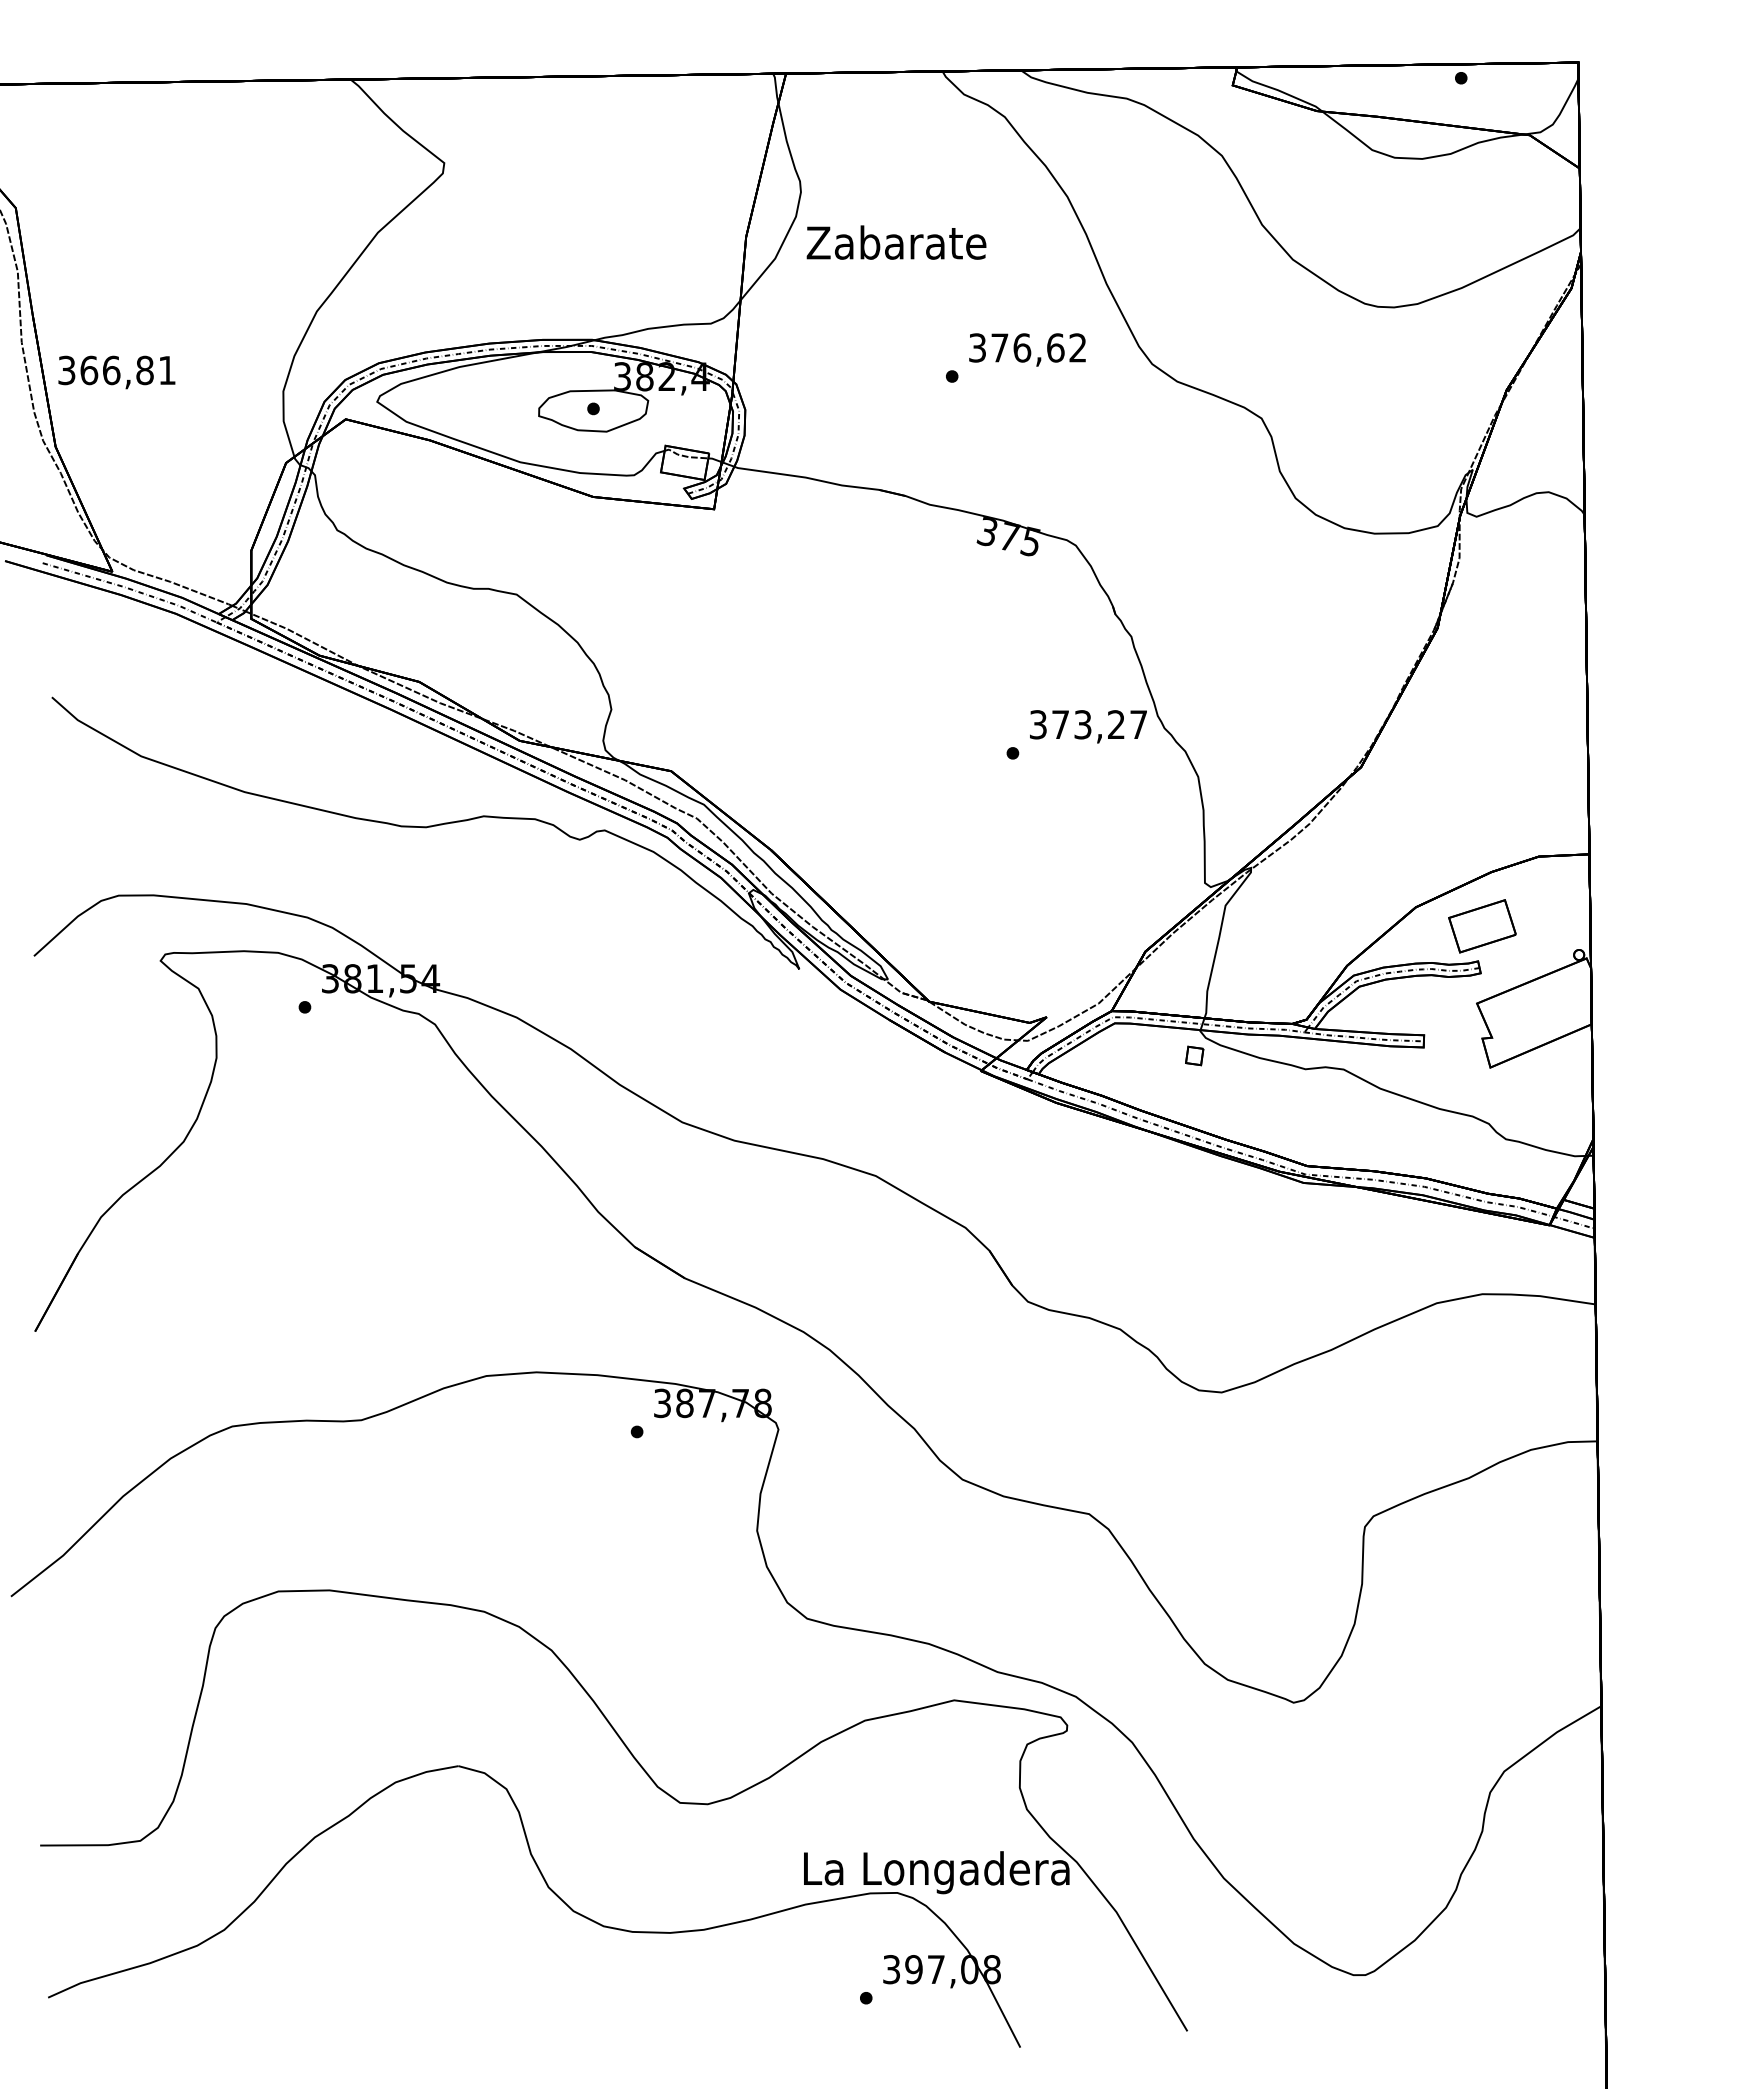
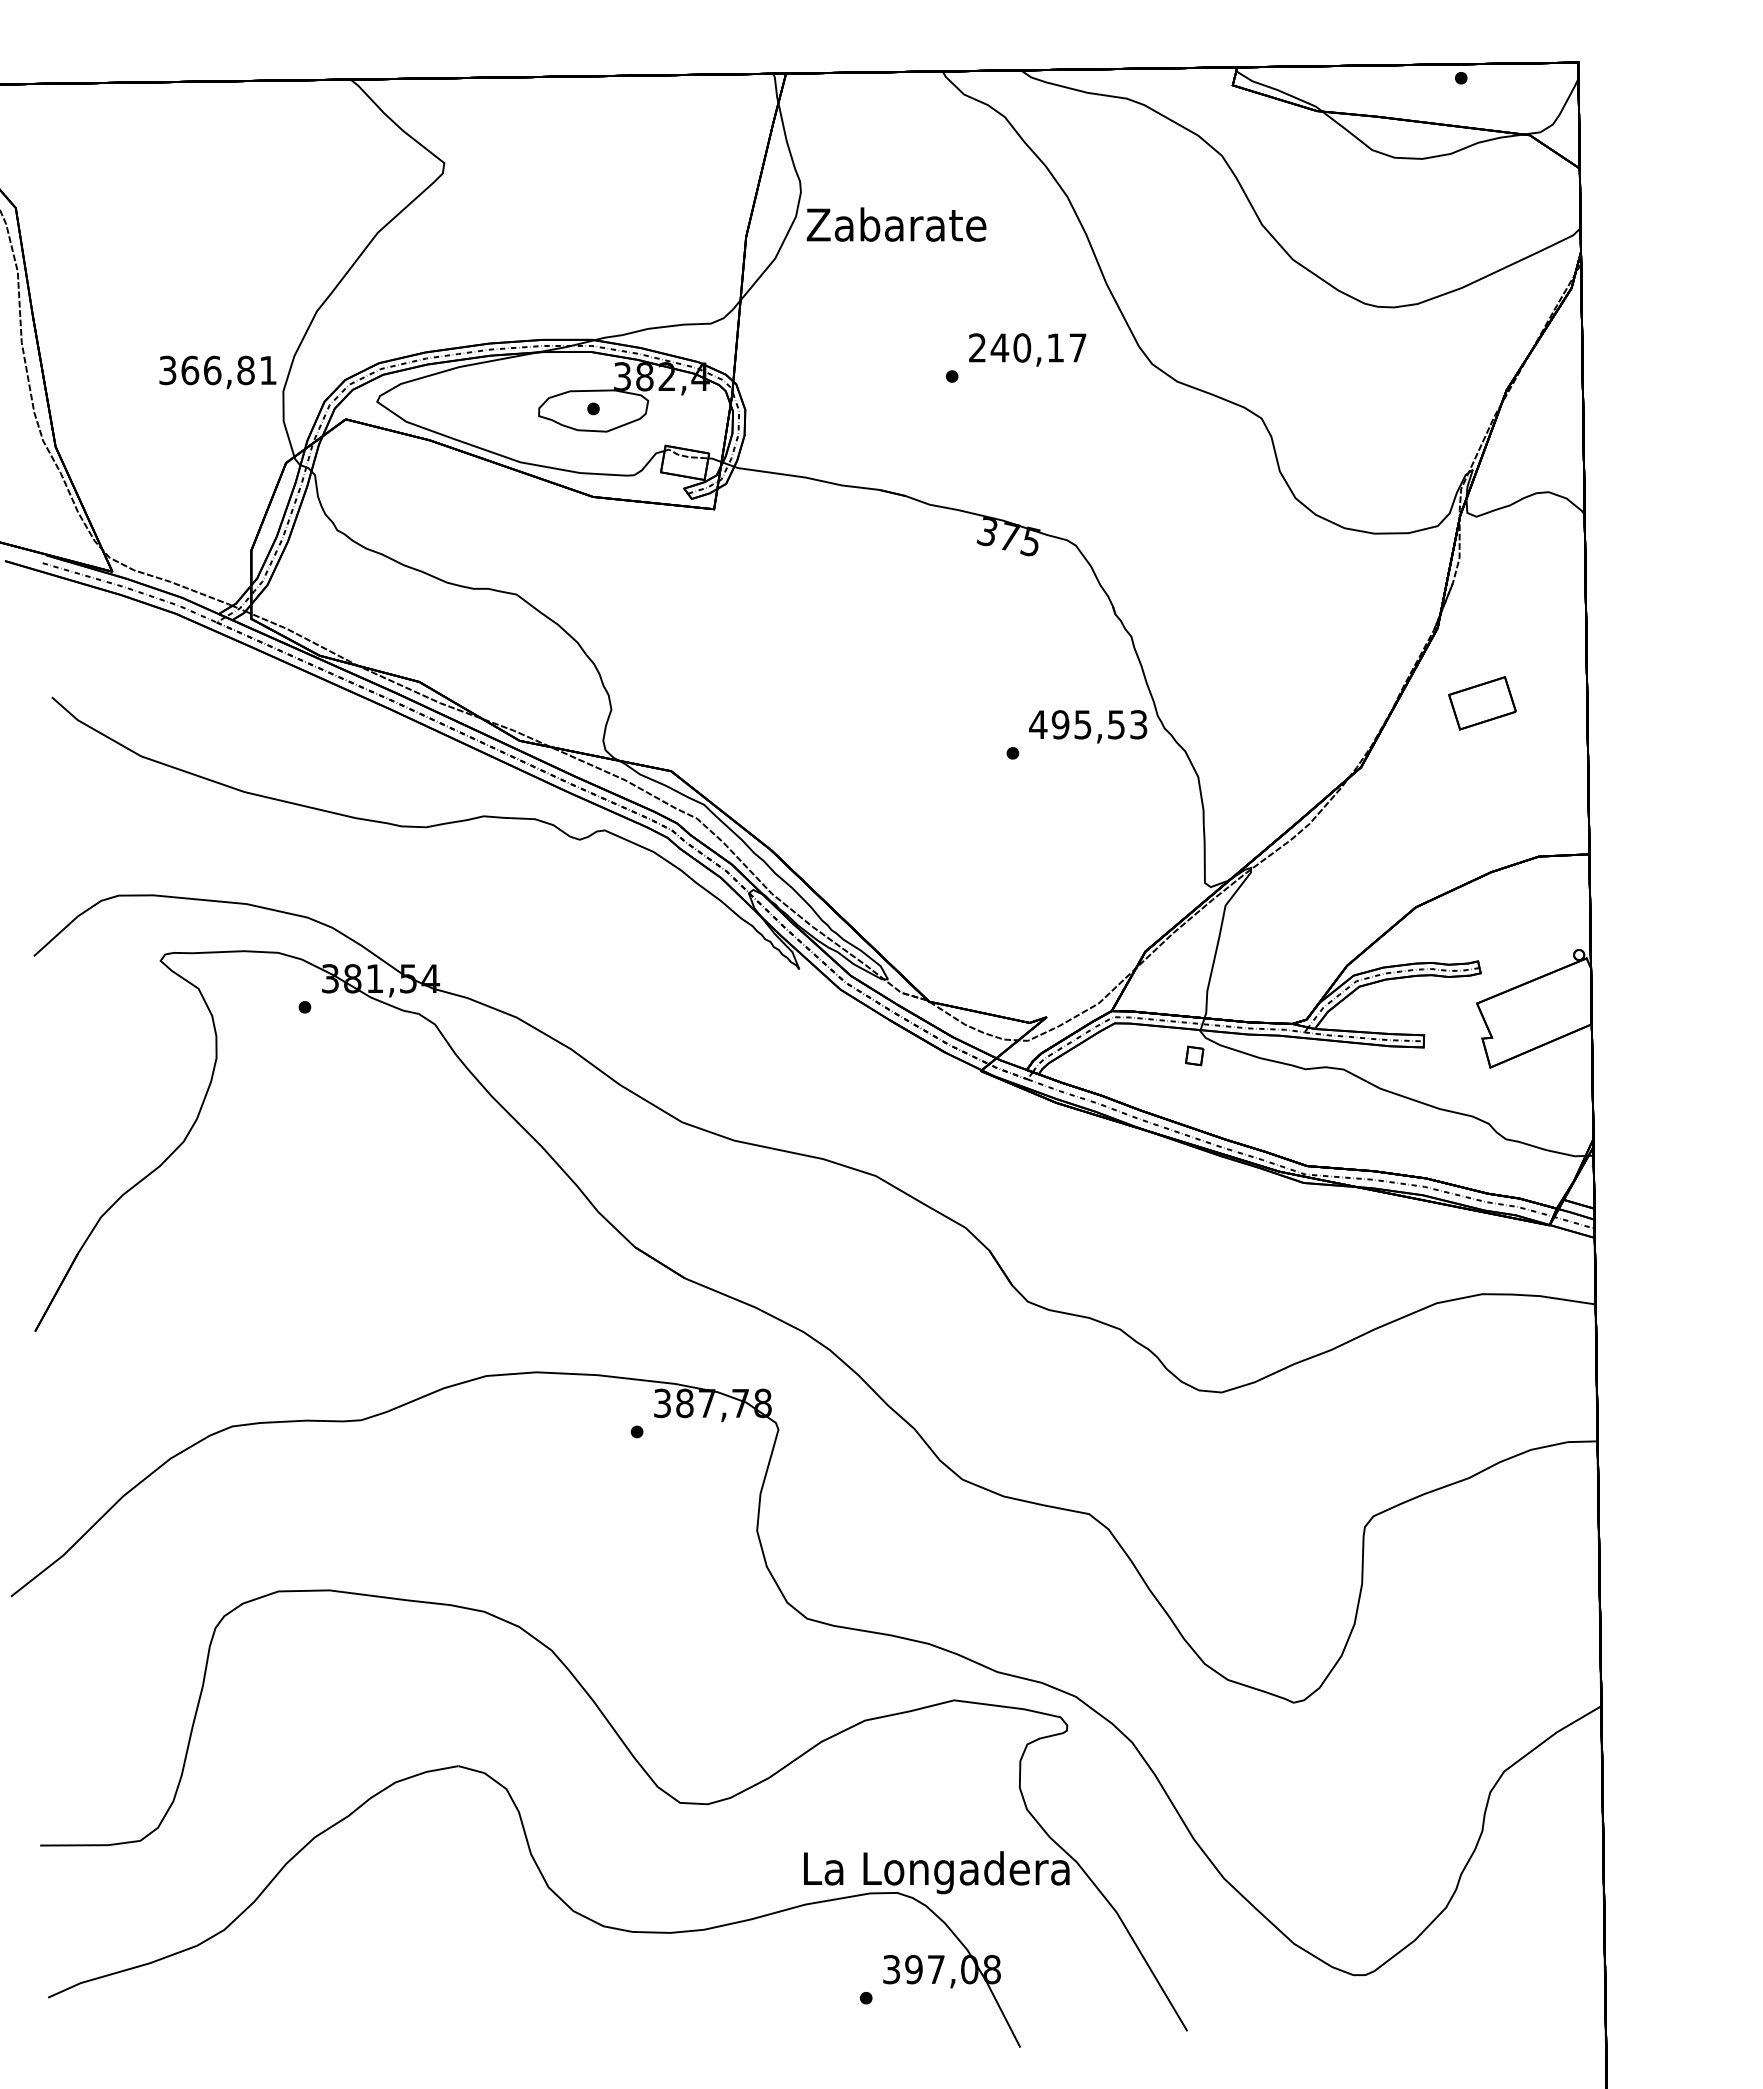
text position: (896, 242) -> (896, 224) (896, 224)
text: 376,62 -> 240,17 (1027, 347)
text position: (116, 372) -> (217, 372) (217, 372)
text: 373,27 -> 495,53 (1088, 724)
part position: (1482, 926) -> (1482, 703) (1482, 703)
